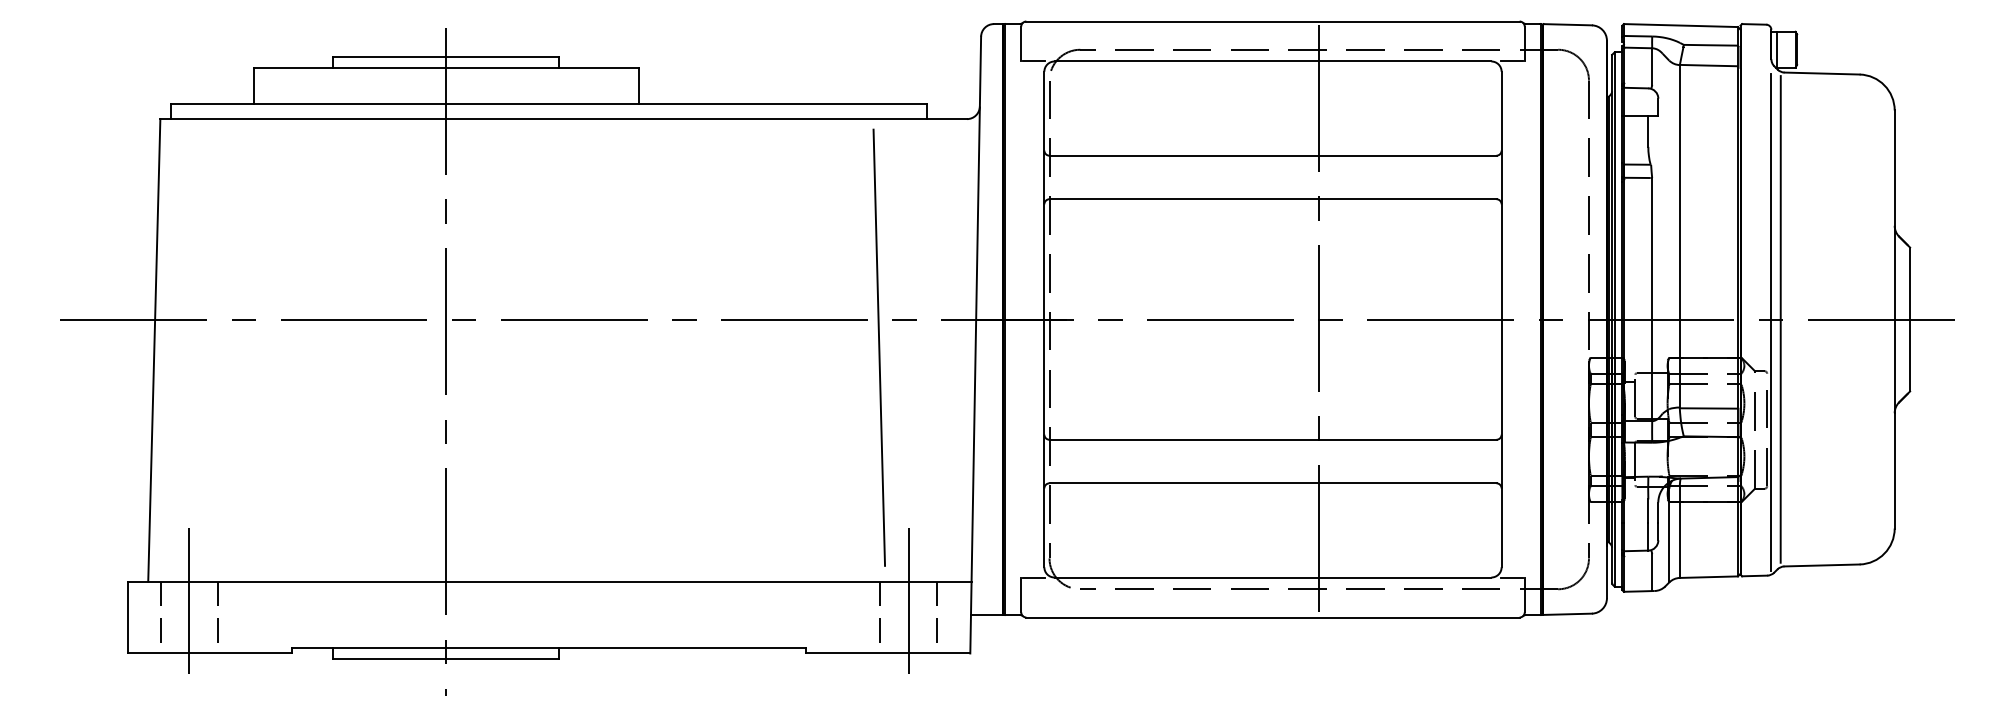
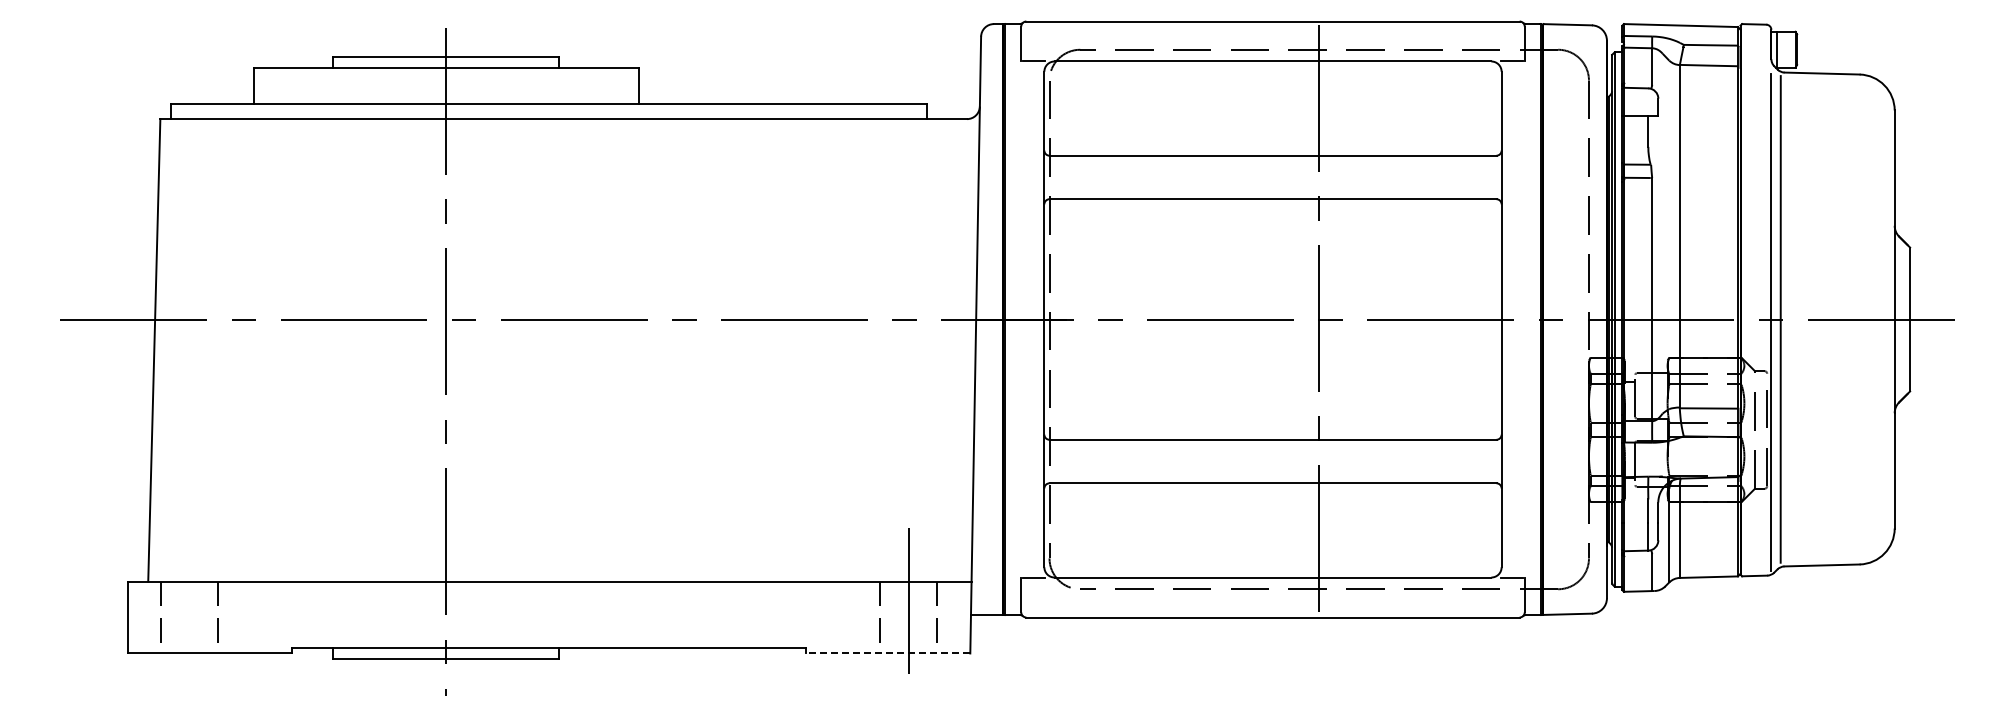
line: present -> none (879, 347)
line: present -> none (189, 606)
line: solid -> dashed (887, 653)
